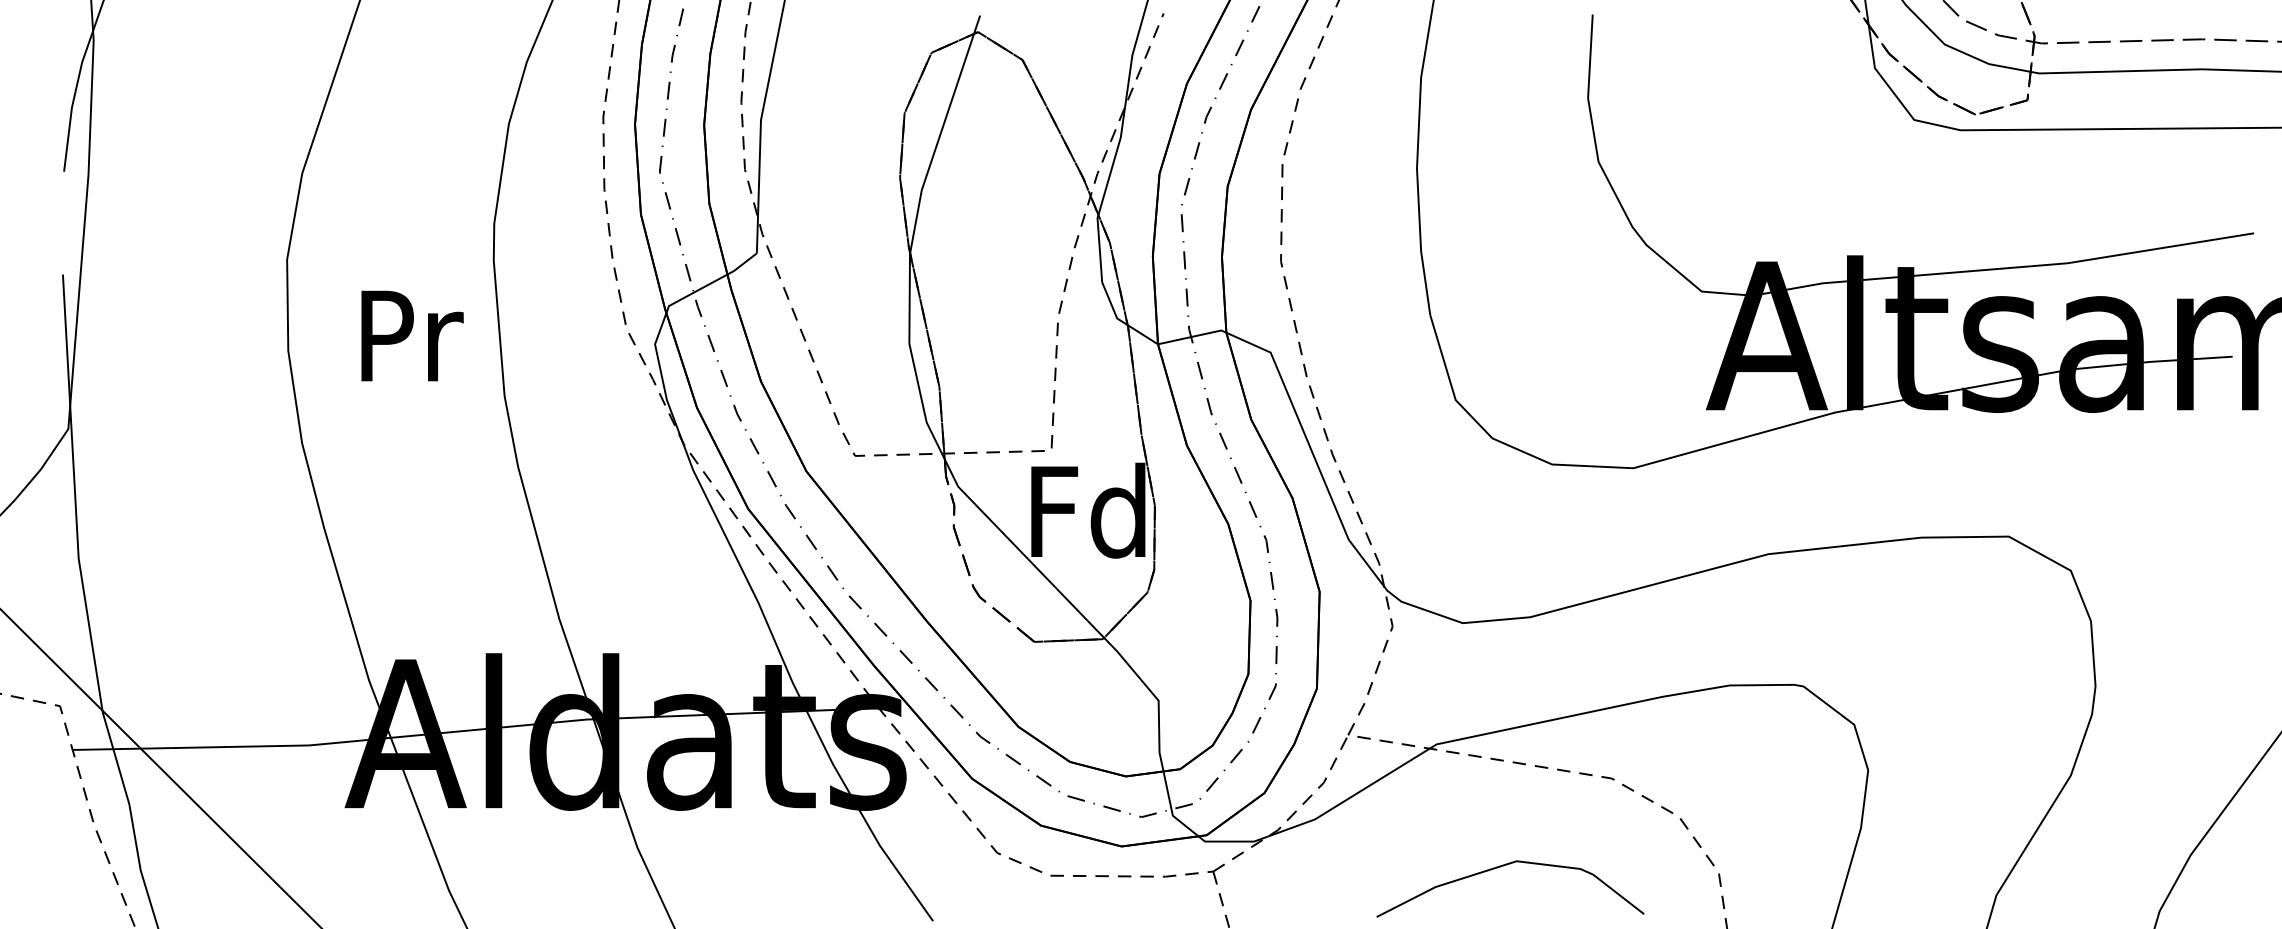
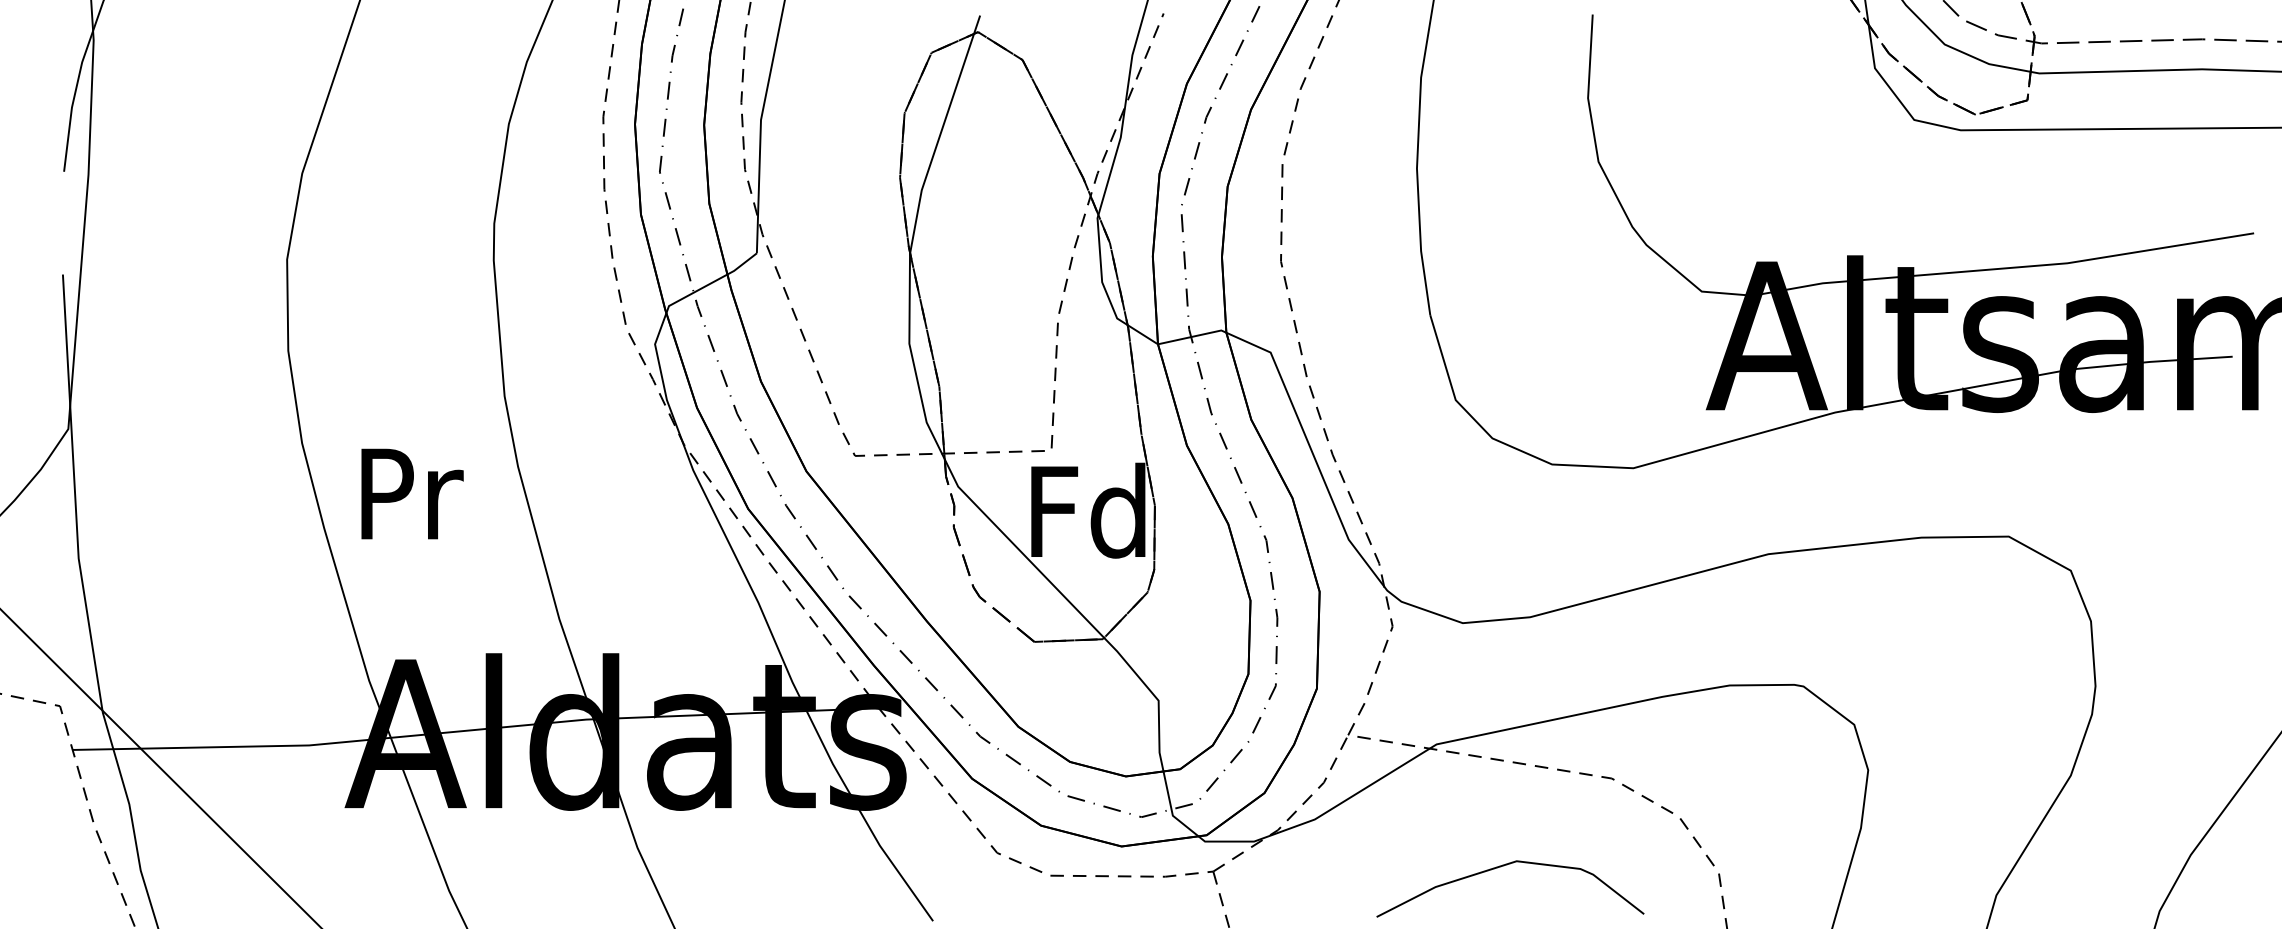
text position: (412, 335) -> (412, 493) (412, 493)
